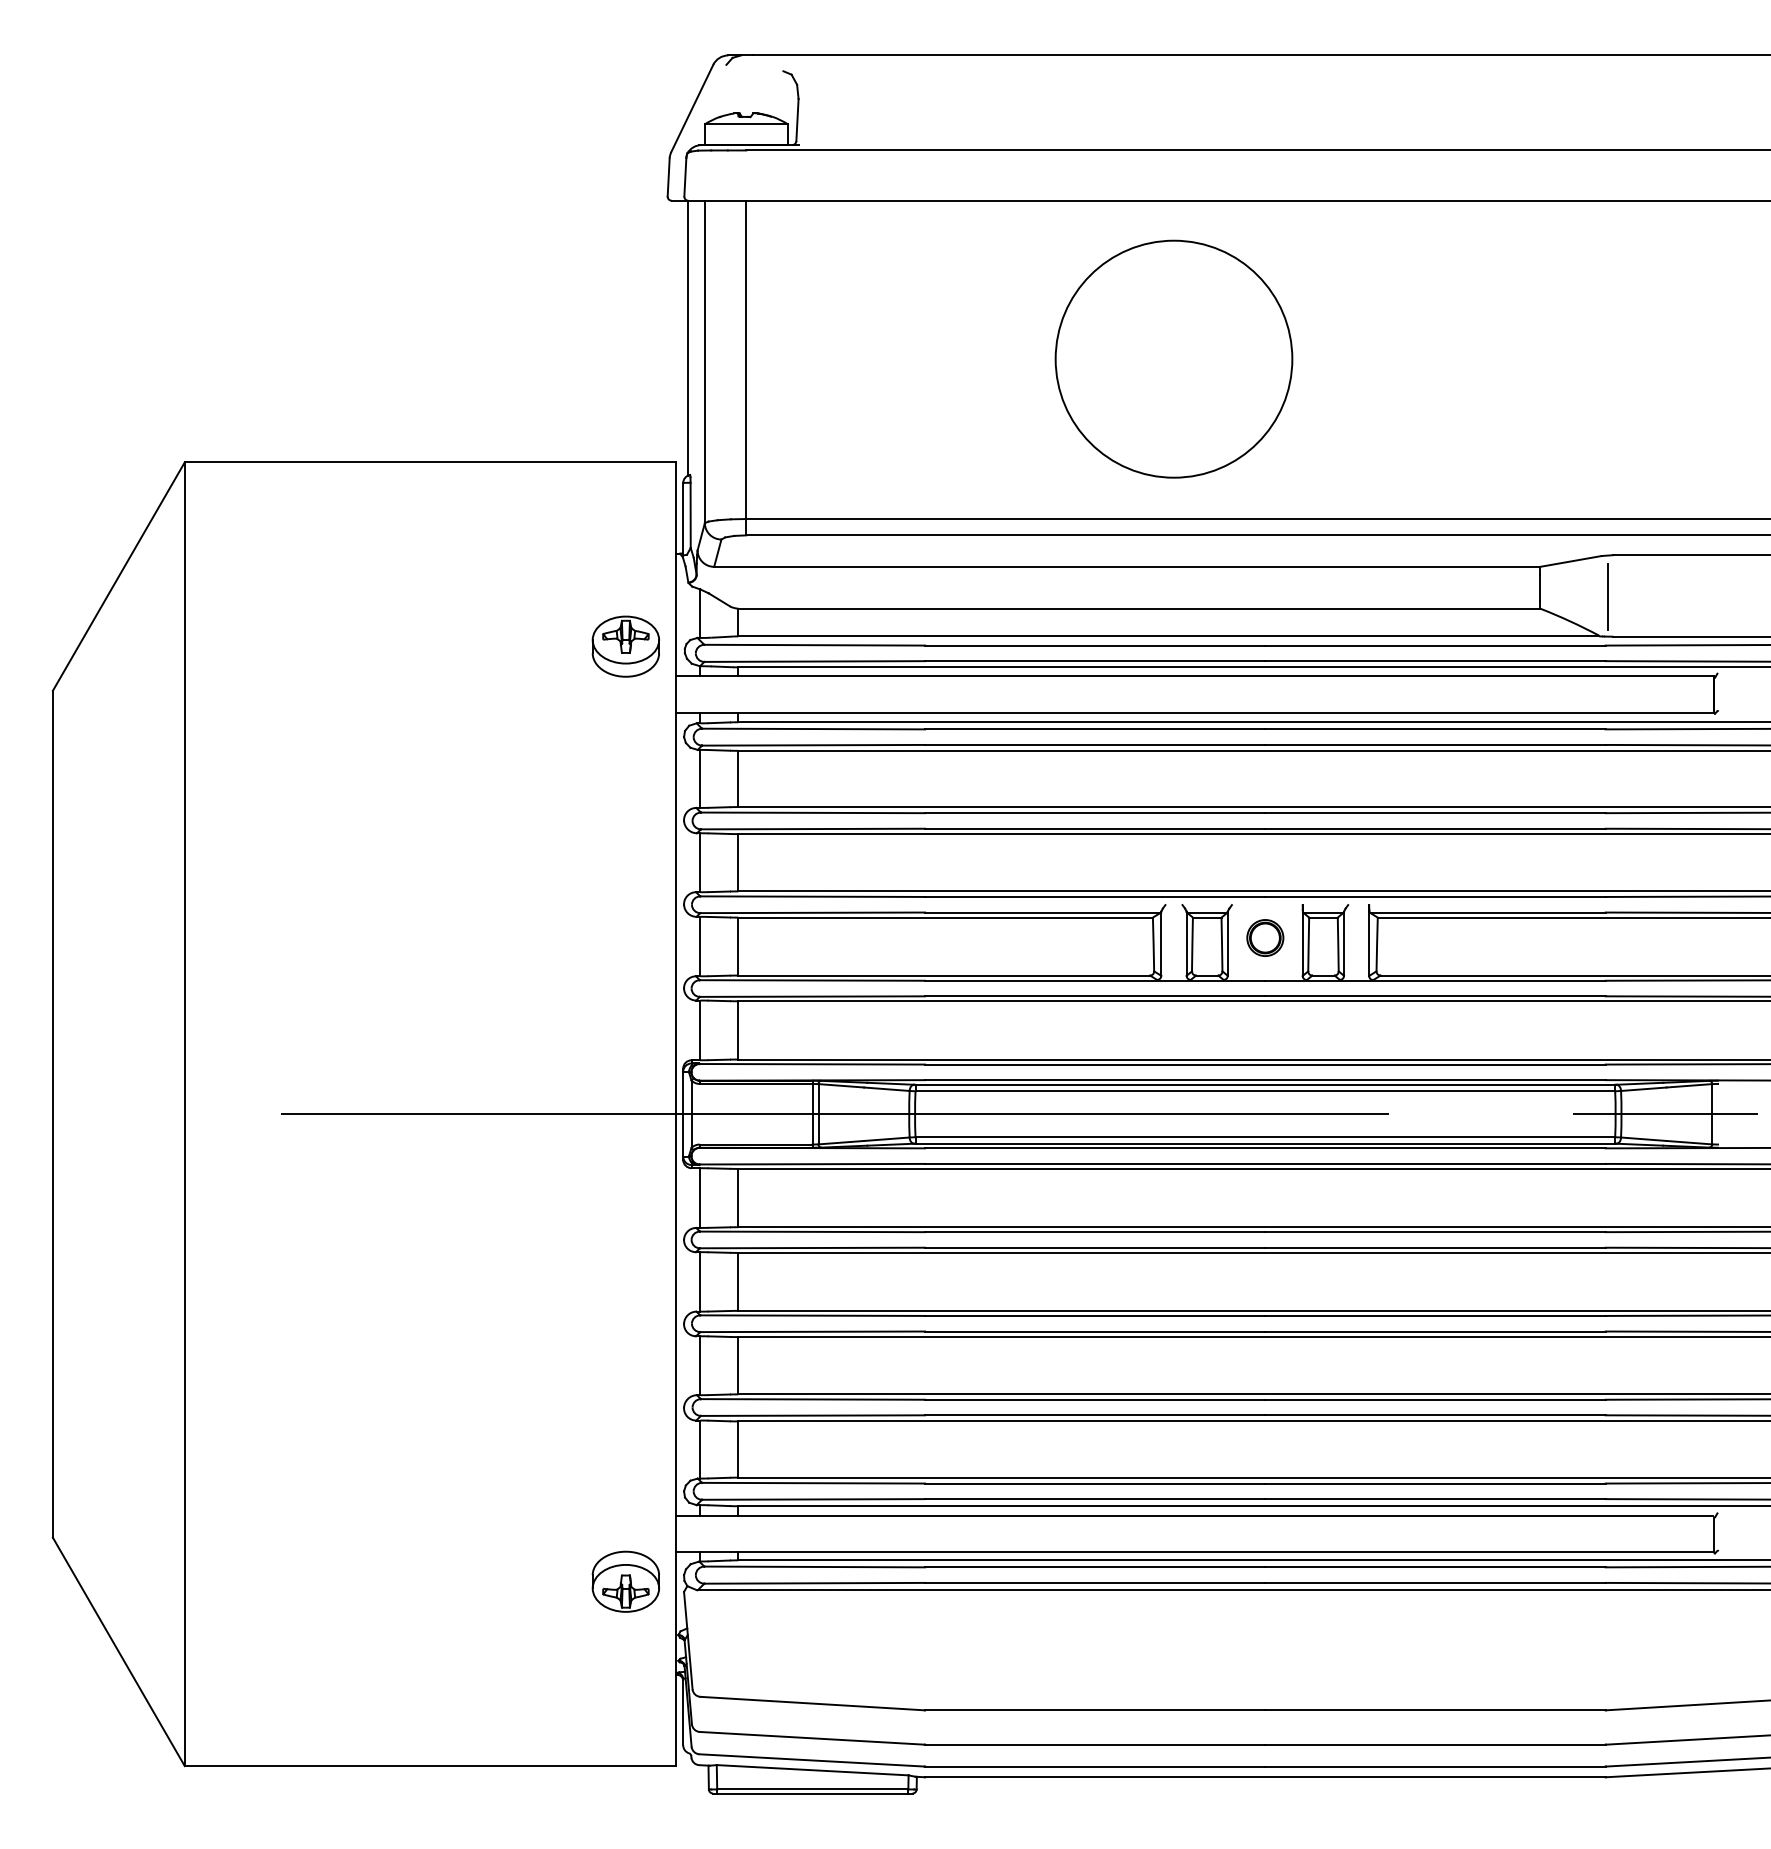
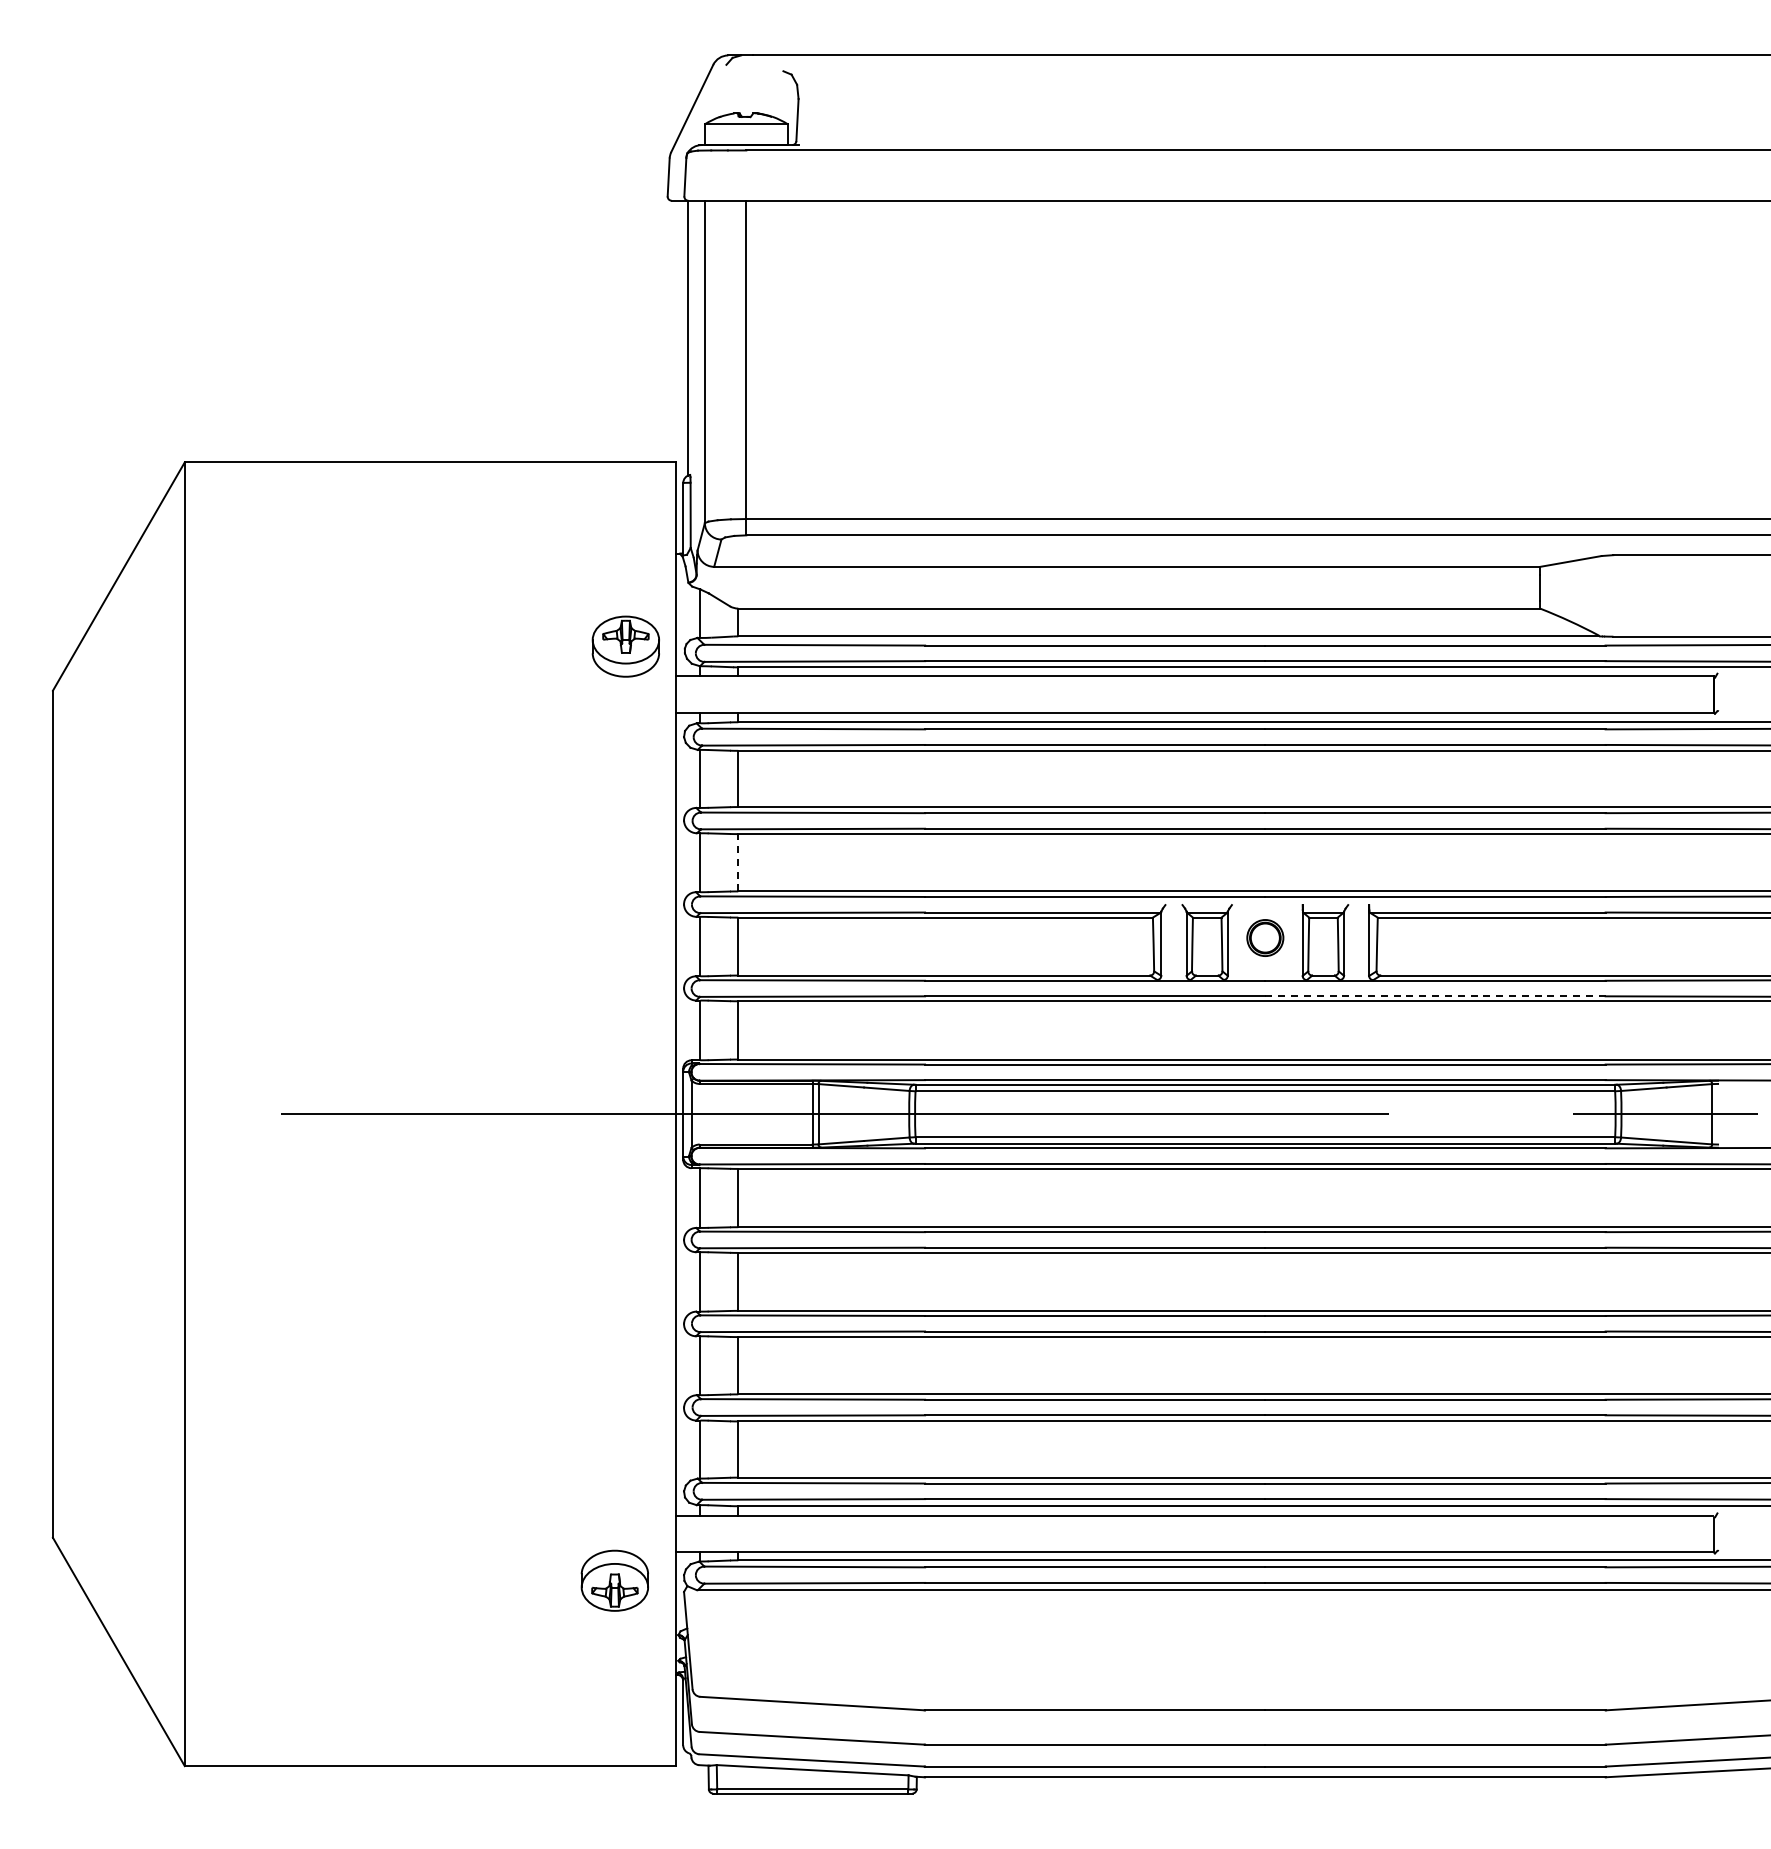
part: present -> none (1173, 358)
line: present -> none (1607, 596)
line: solid -> dashed (738, 862)
line: solid -> dashed (1434, 996)
part position: (625, 1581) -> (614, 1580) (614, 1580)
